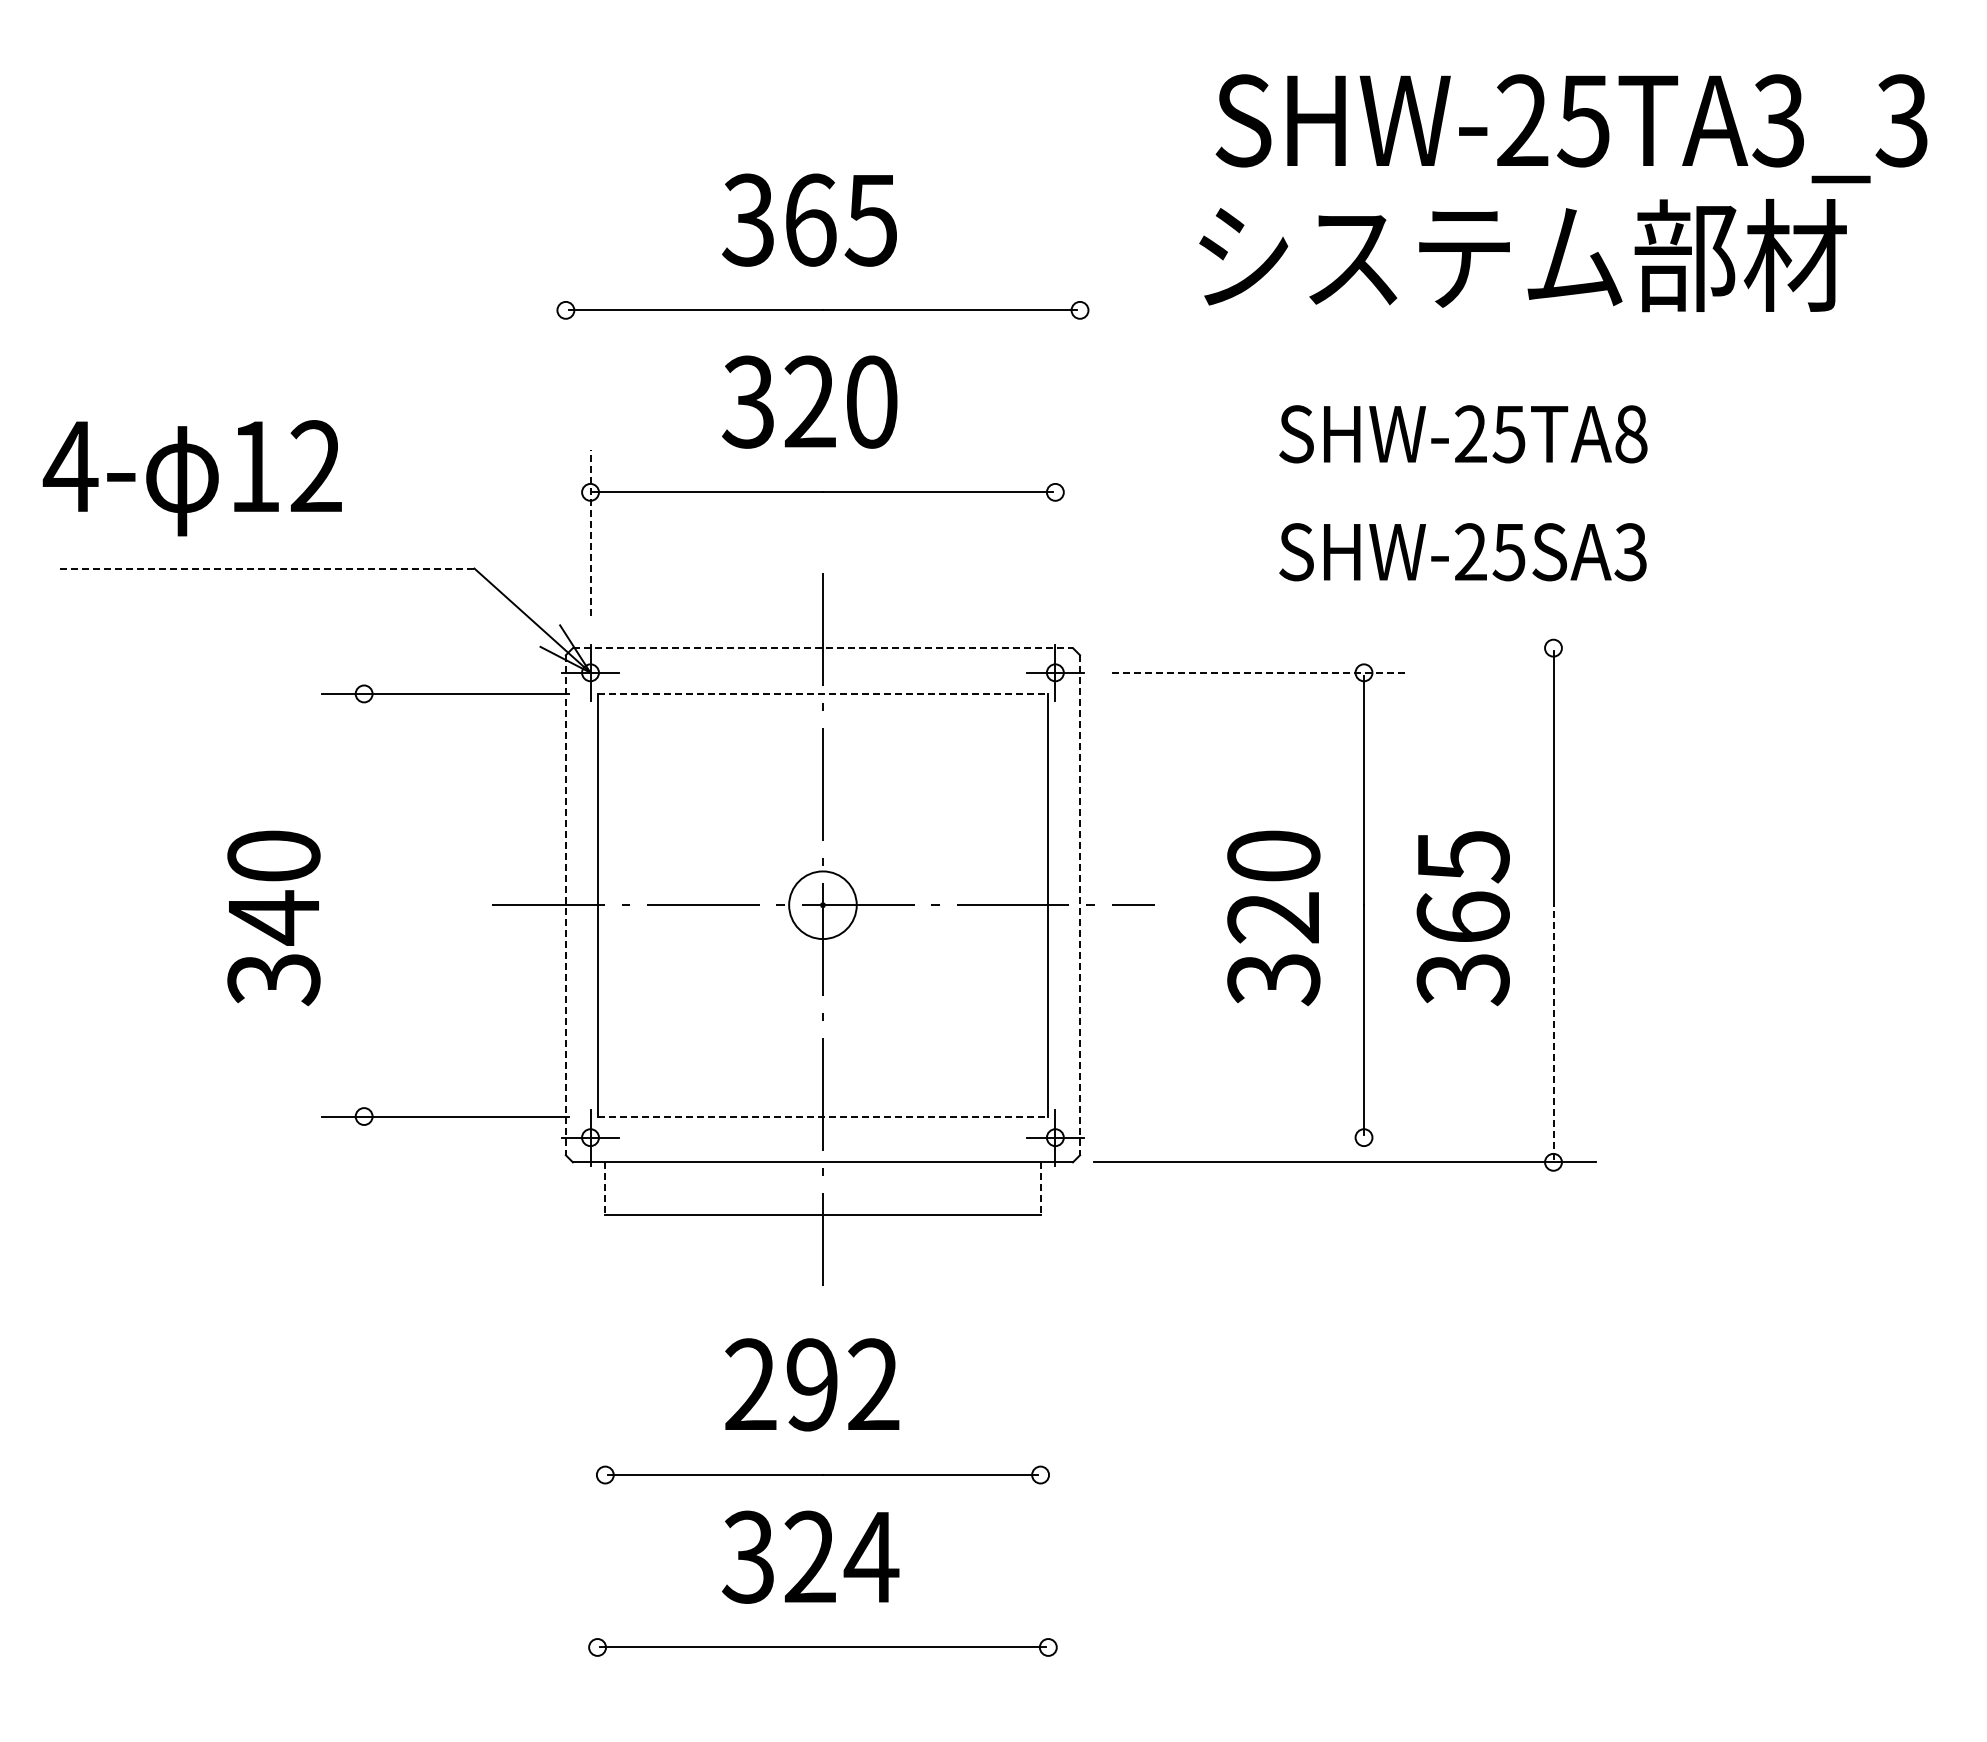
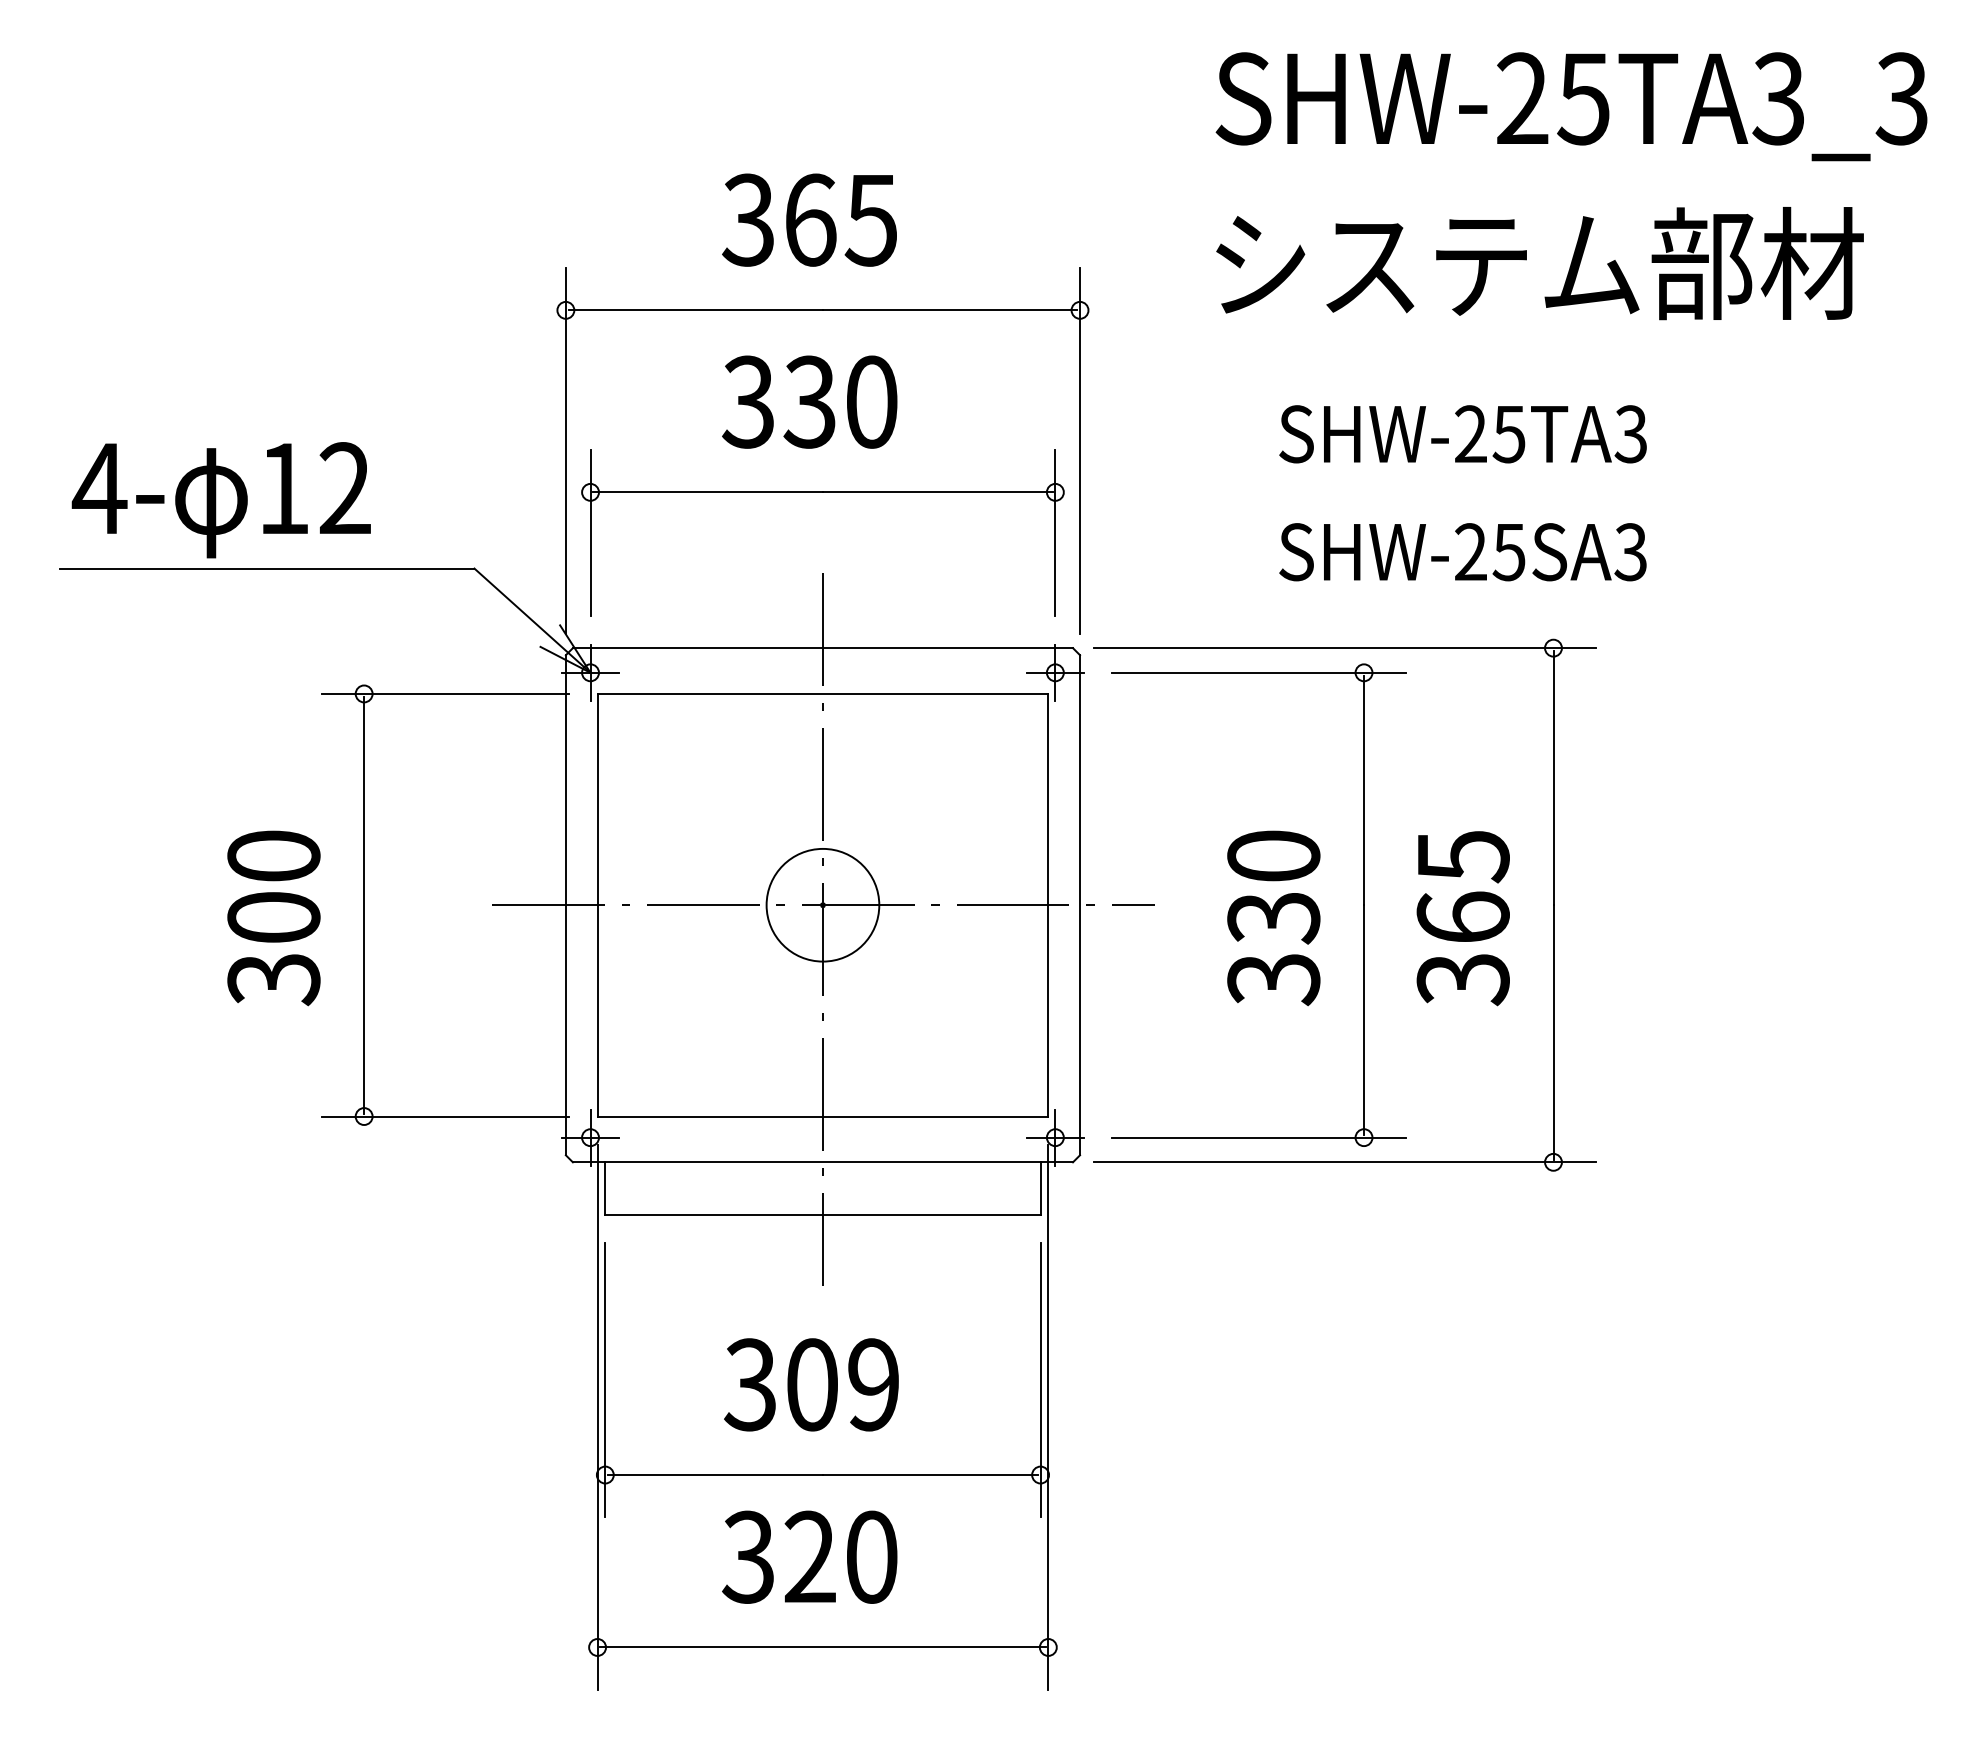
text position: (1571, 128) -> (1571, 106) (1571, 106)
text position: (1522, 255) -> (1539, 263) (1539, 263)
text: 320 -> 330 (809, 401)
text: SHW-25TA8 -> SHW-25TA3 (1630, 434)
line: none -> present (565, 451)
line: none -> present (1080, 451)
text position: (191, 478) -> (220, 500) (220, 500)
line: dashed -> solid (590, 532)
line: none -> present (1055, 533)
line: dashed -> solid (267, 568)
line: dashed -> solid (823, 648)
line: none -> present (1344, 648)
line: dashed -> solid (1259, 672)
line: dashed -> solid (823, 693)
line: none -> present (364, 904)
line: dashed -> solid (565, 905)
circle diameter: 68 px -> 113 px (822, 904)
line: dashed -> solid (1080, 905)
text: 340 -> 300 (273, 917)
text: 320 -> 330 (1273, 918)
line: dashed -> solid (1553, 1031)
line: dashed -> solid (823, 1116)
line: none -> present (1258, 1137)
line: dashed -> solid (605, 1189)
line: dashed -> solid (1040, 1189)
line: none -> present (605, 1379)
line: none -> present (1040, 1379)
text: 292 -> 309 (811, 1384)
line: none -> present (597, 1416)
line: none -> present (1048, 1416)
text: 324 -> 320 (871, 1556)
